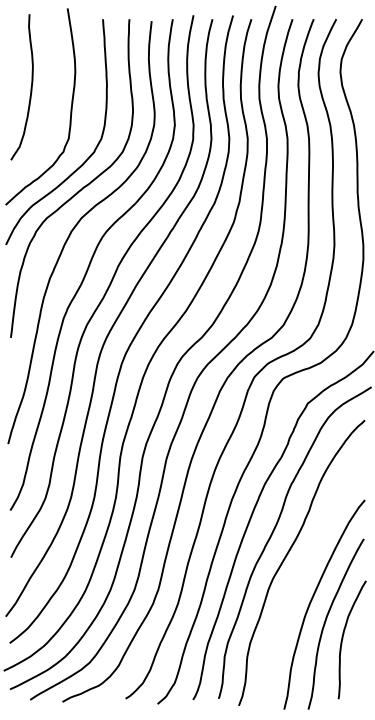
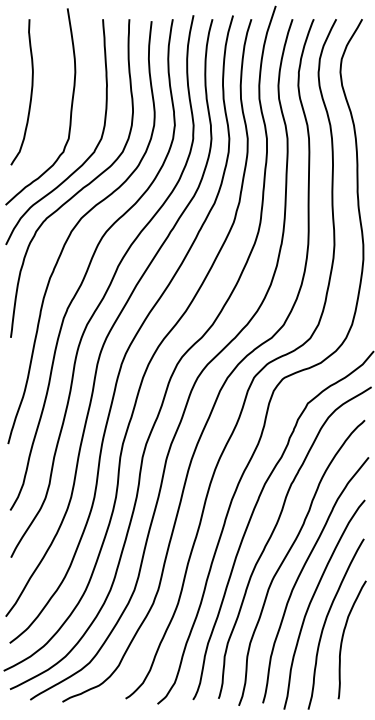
curve position: (30, 87) -> (30, 92) (30, 92)
curve: none -> present (301, 573)
